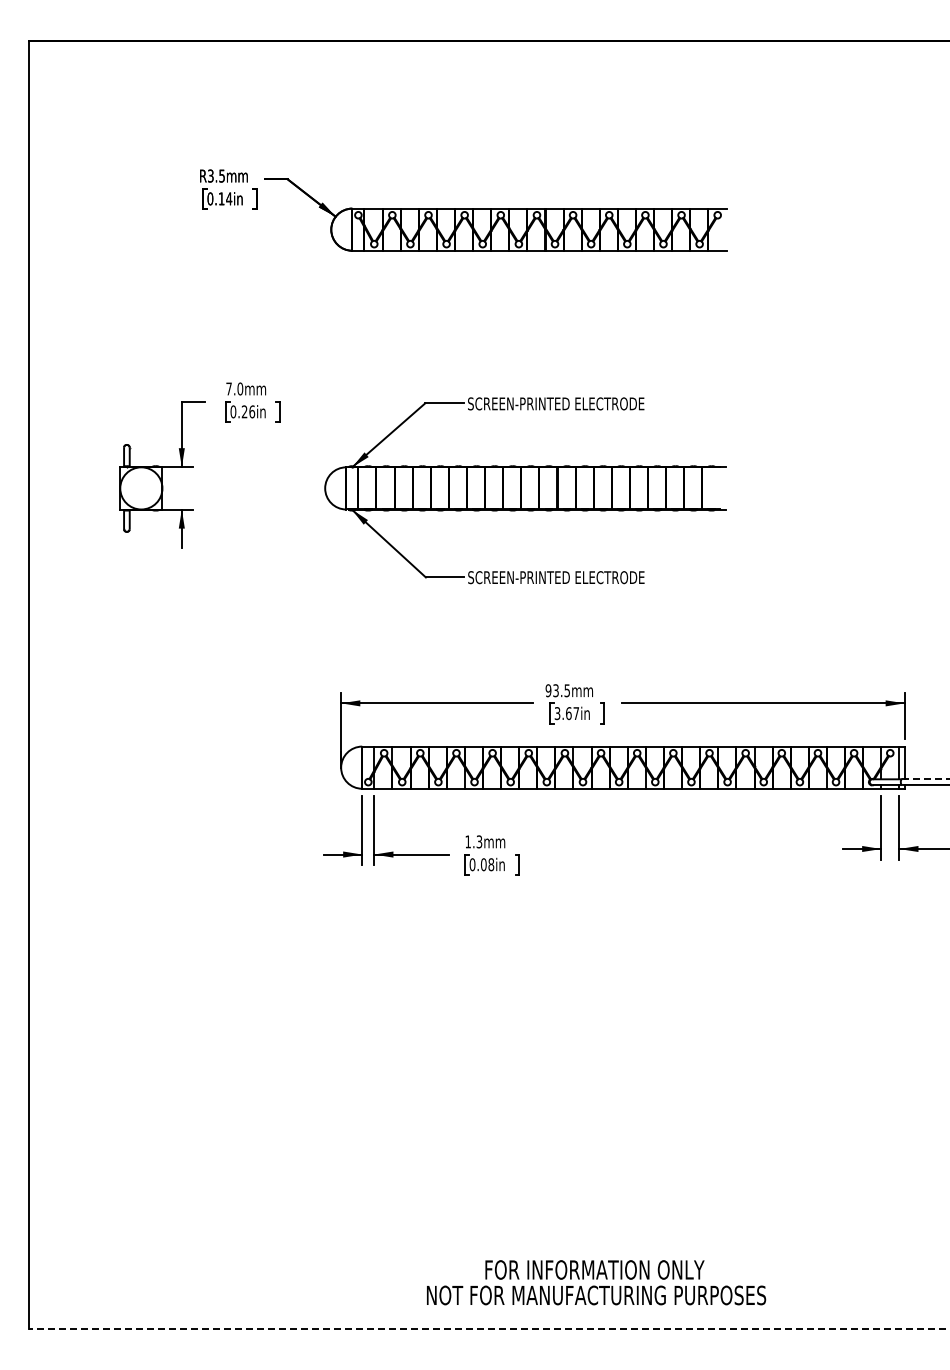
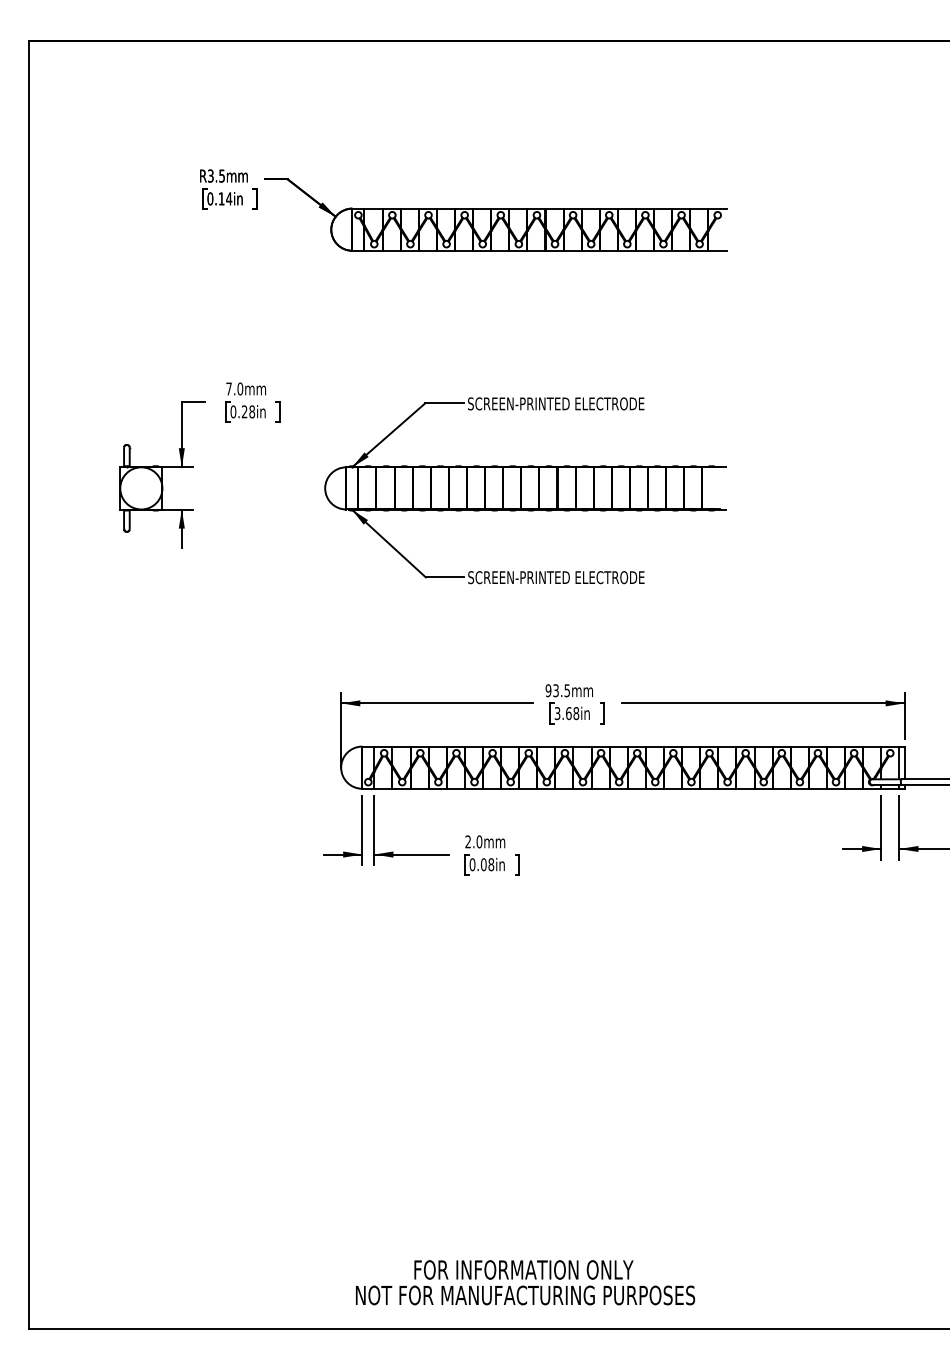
text: 0.26in -> 0.28in (252, 411)
text: 3.67in -> 3.68in (576, 713)
line: dashed -> solid (925, 779)
text: 1.3mm -> 2.0mm (473, 841)
text position: (596, 1282) -> (525, 1282) (525, 1282)
line: dashed -> solid (488, 1328)
